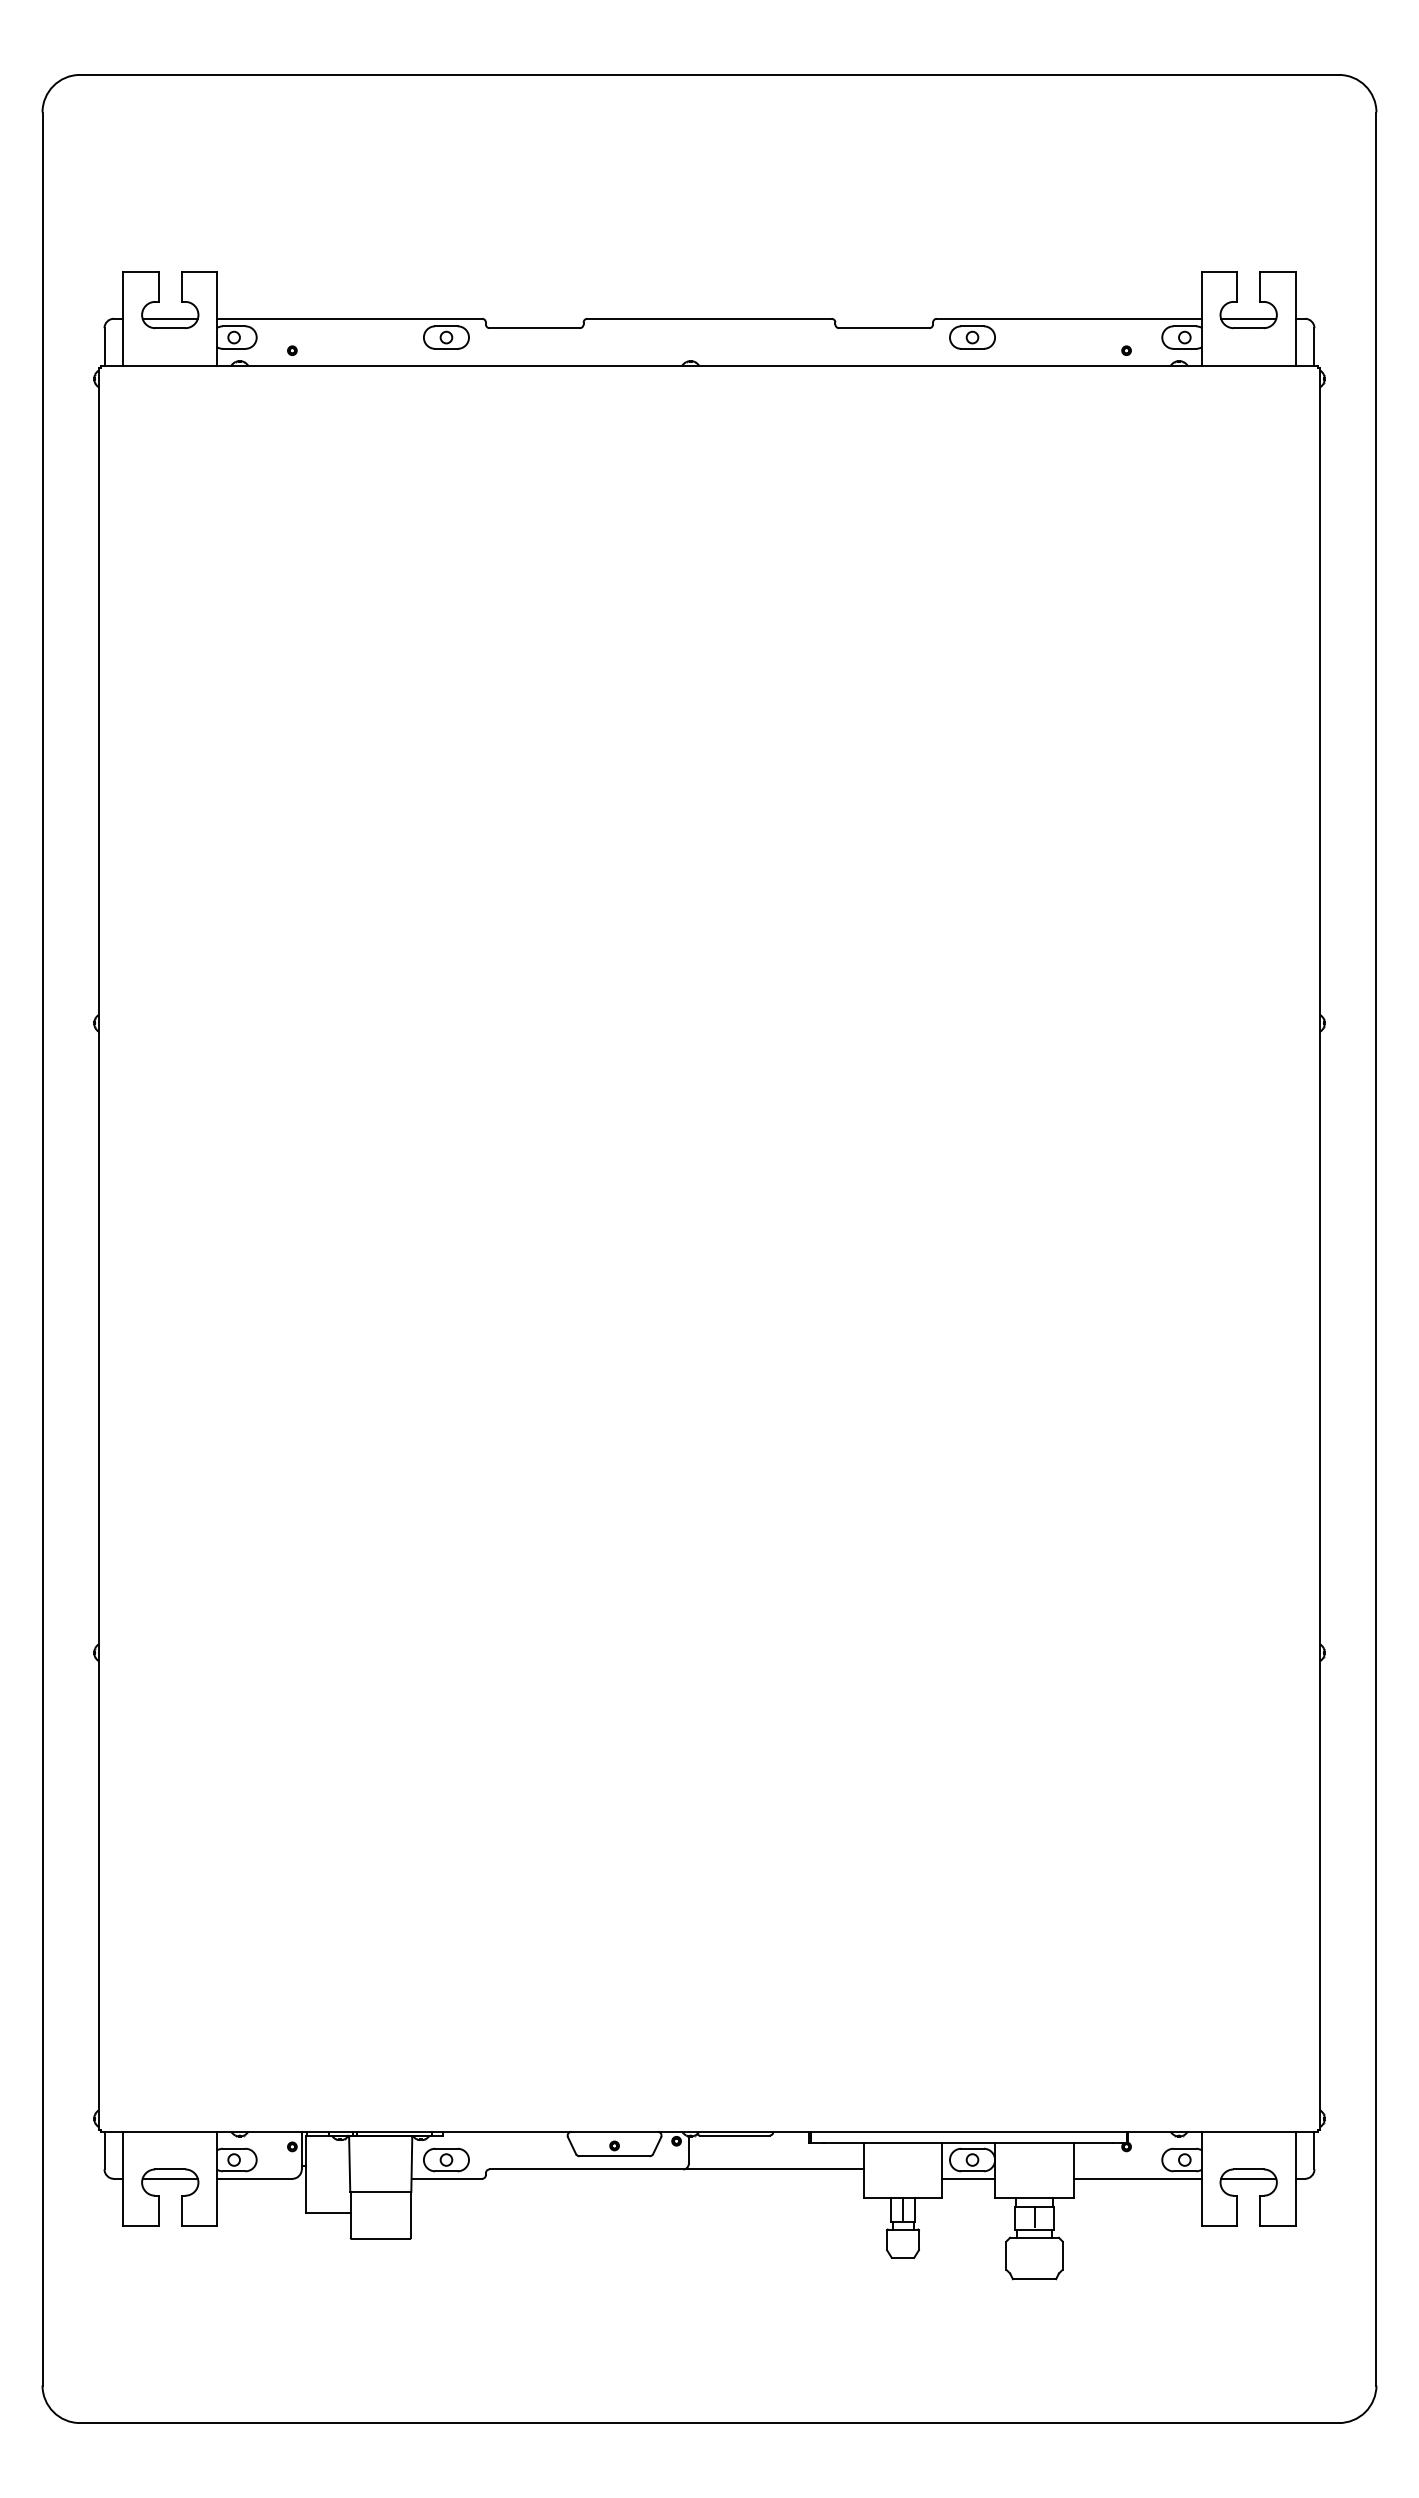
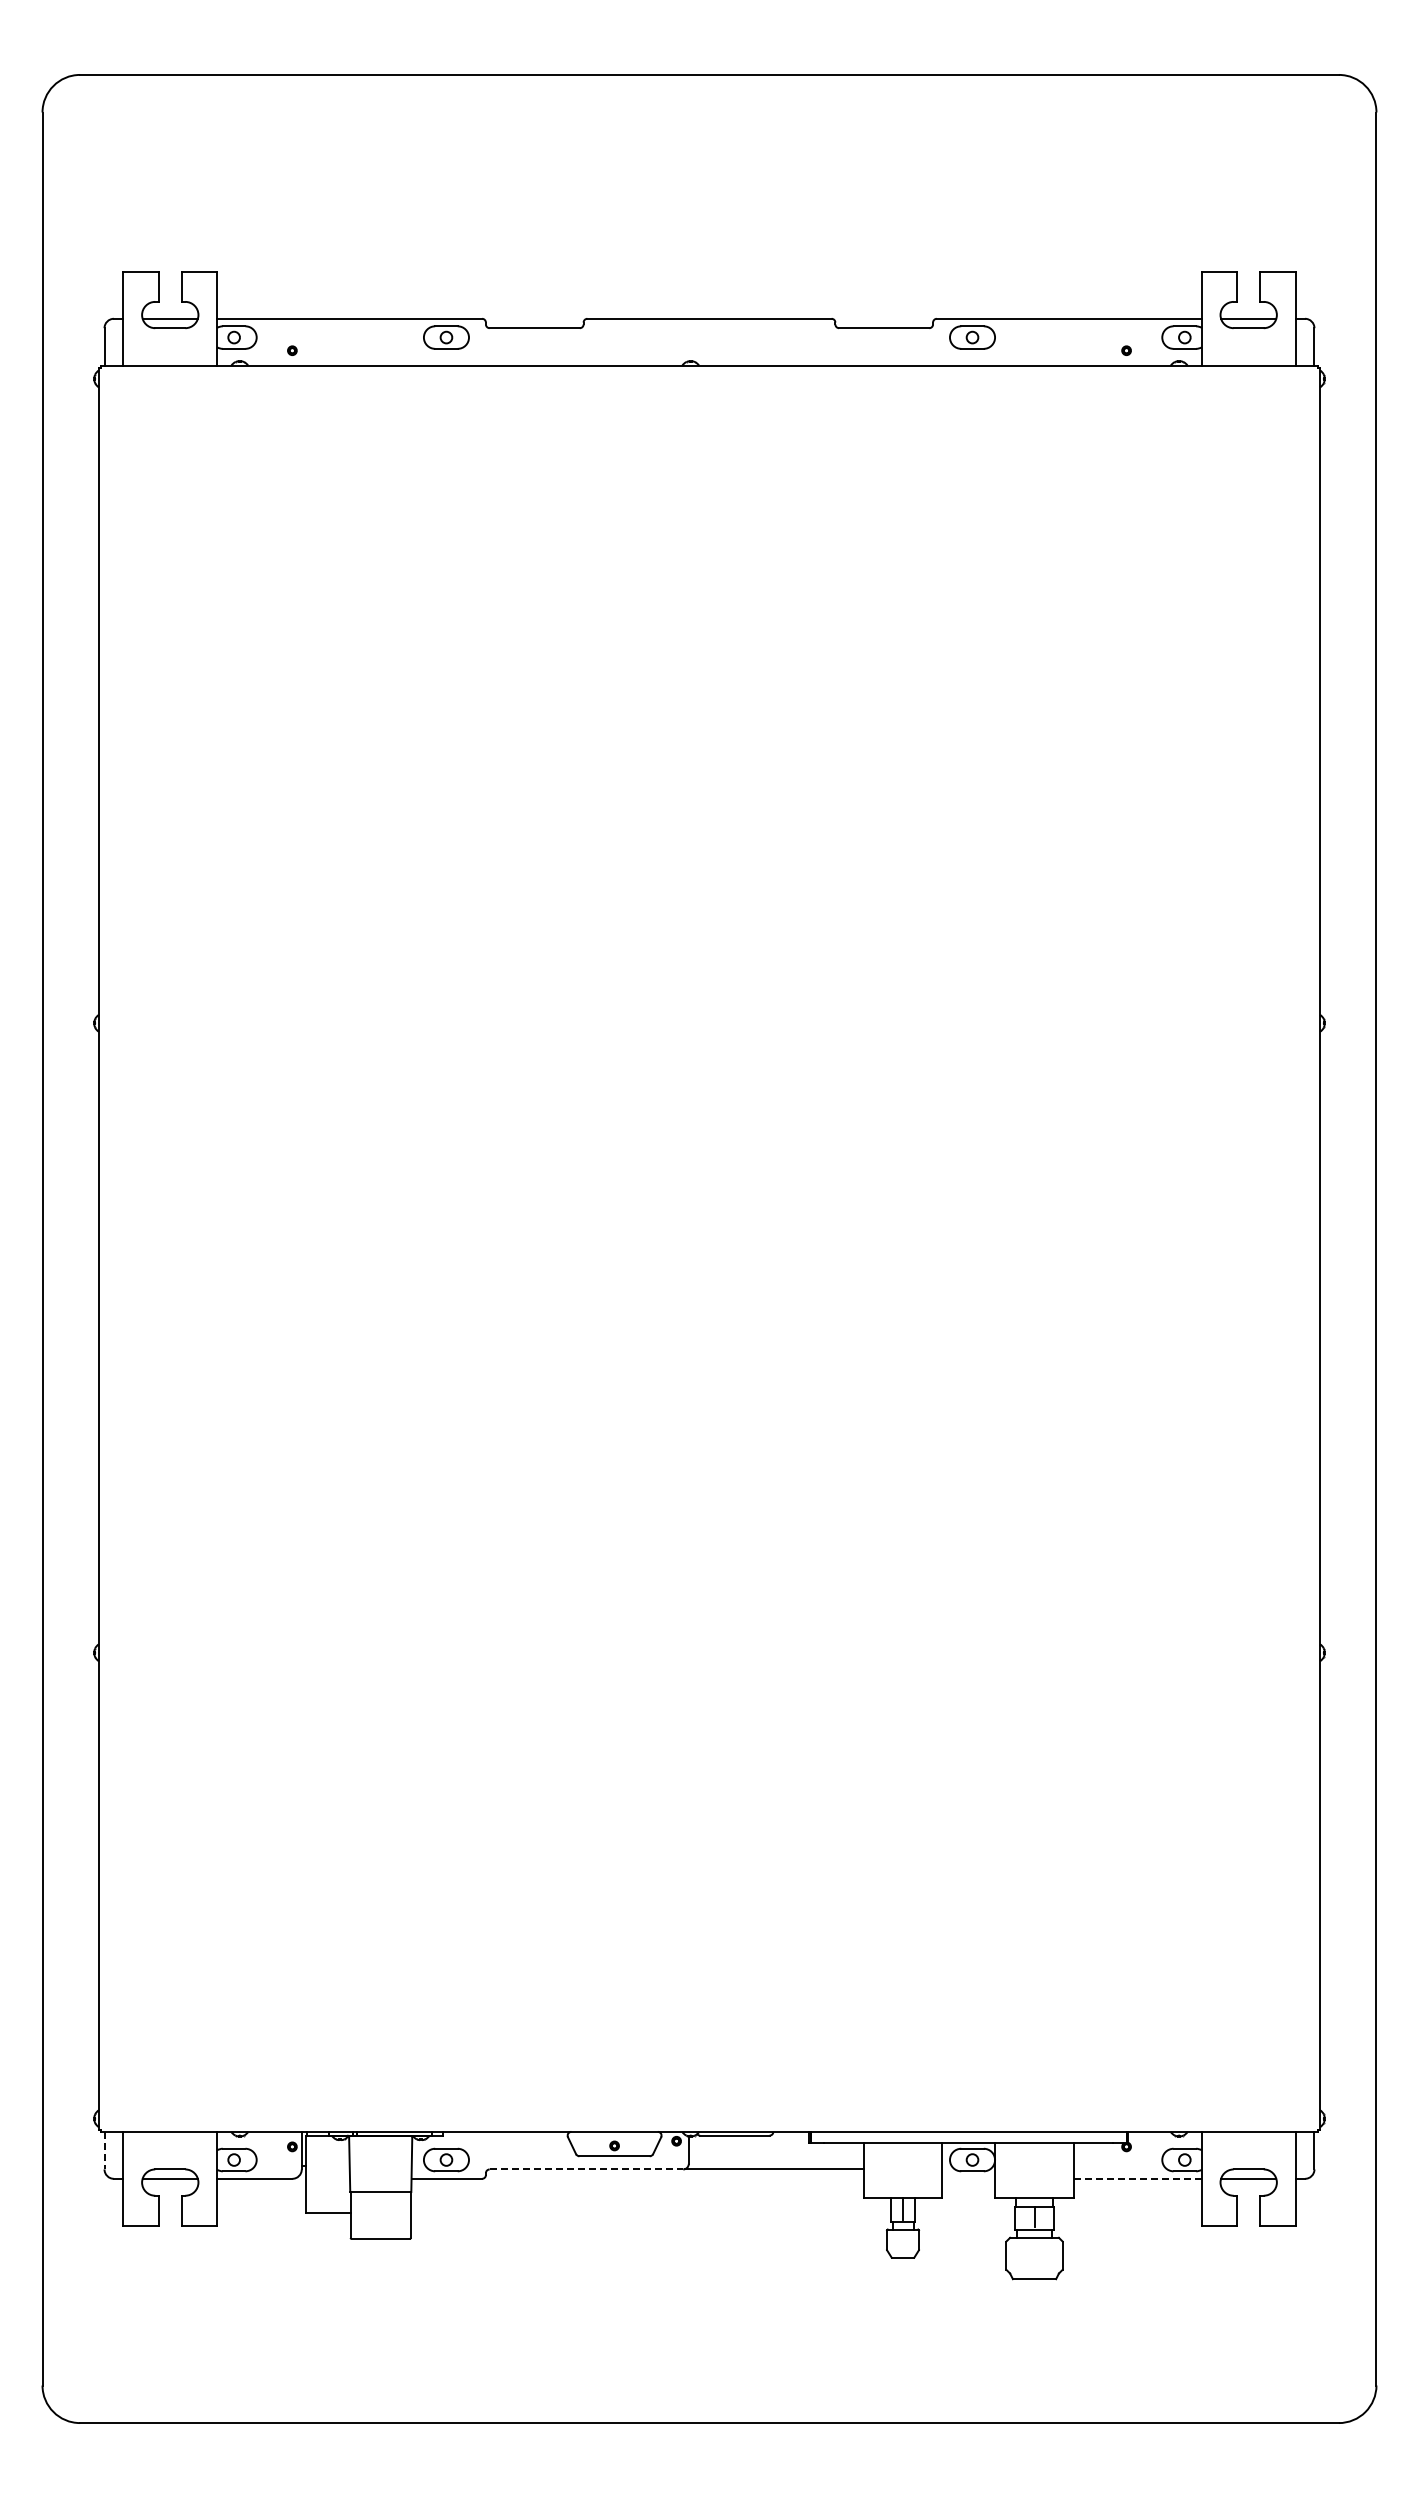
line: solid -> dashed (104, 2150)
line: solid -> dashed (586, 2169)
line: present -> none (968, 2178)
line: solid -> dashed (1137, 2178)
